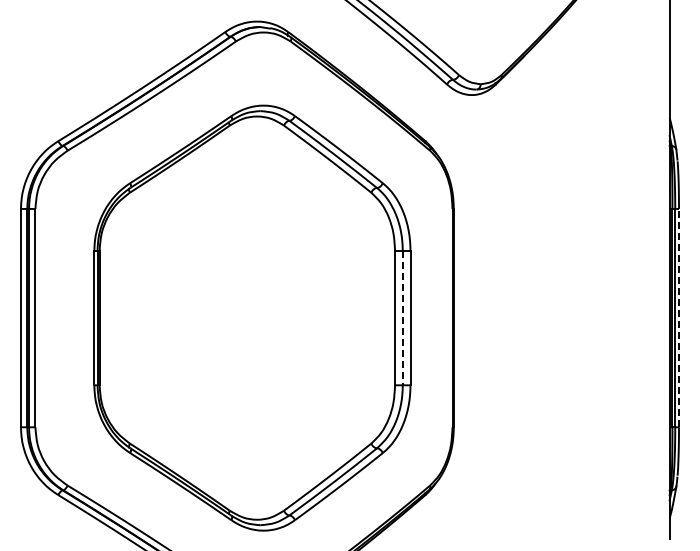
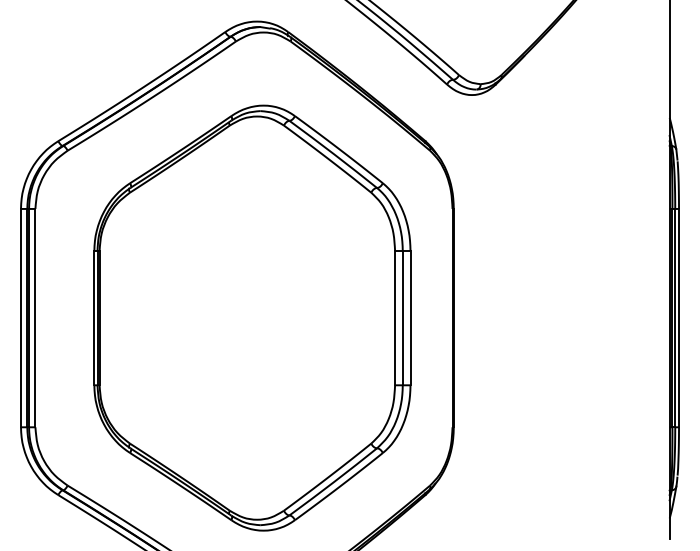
line: dashed -> solid (679, 317)
line: dashed -> solid (402, 318)
